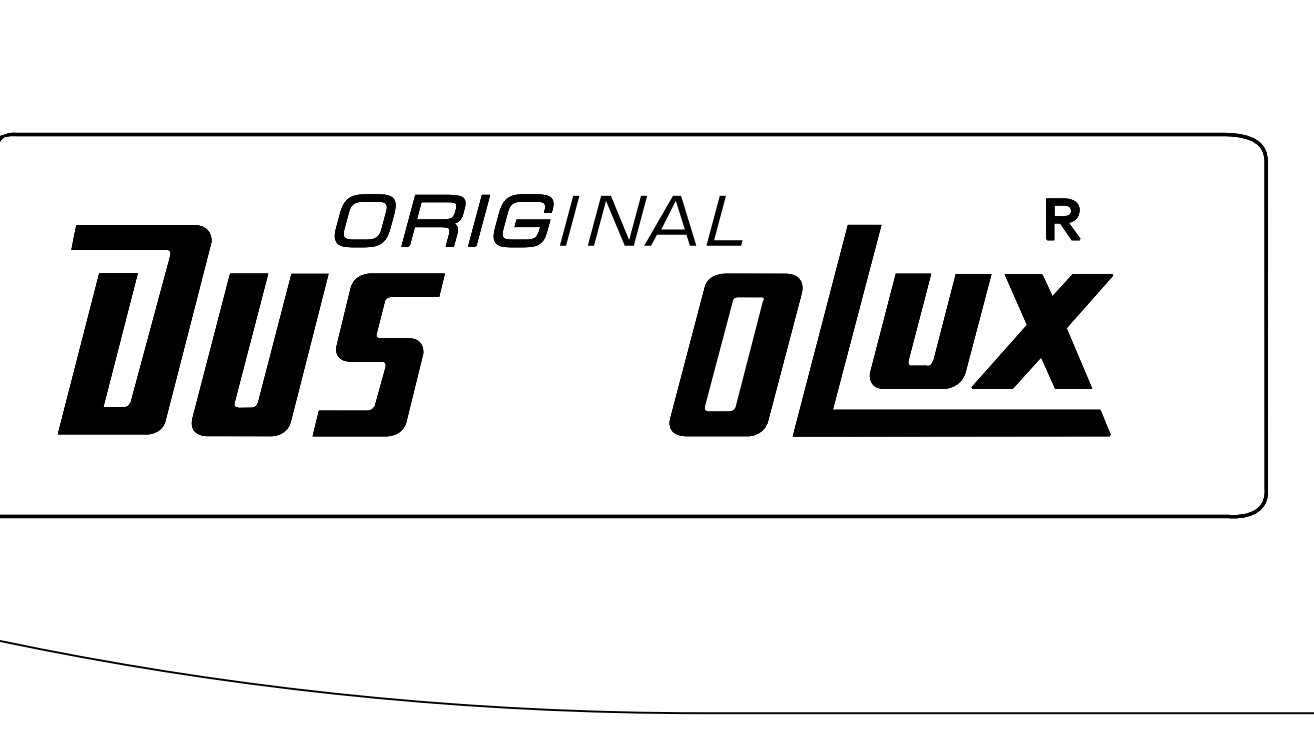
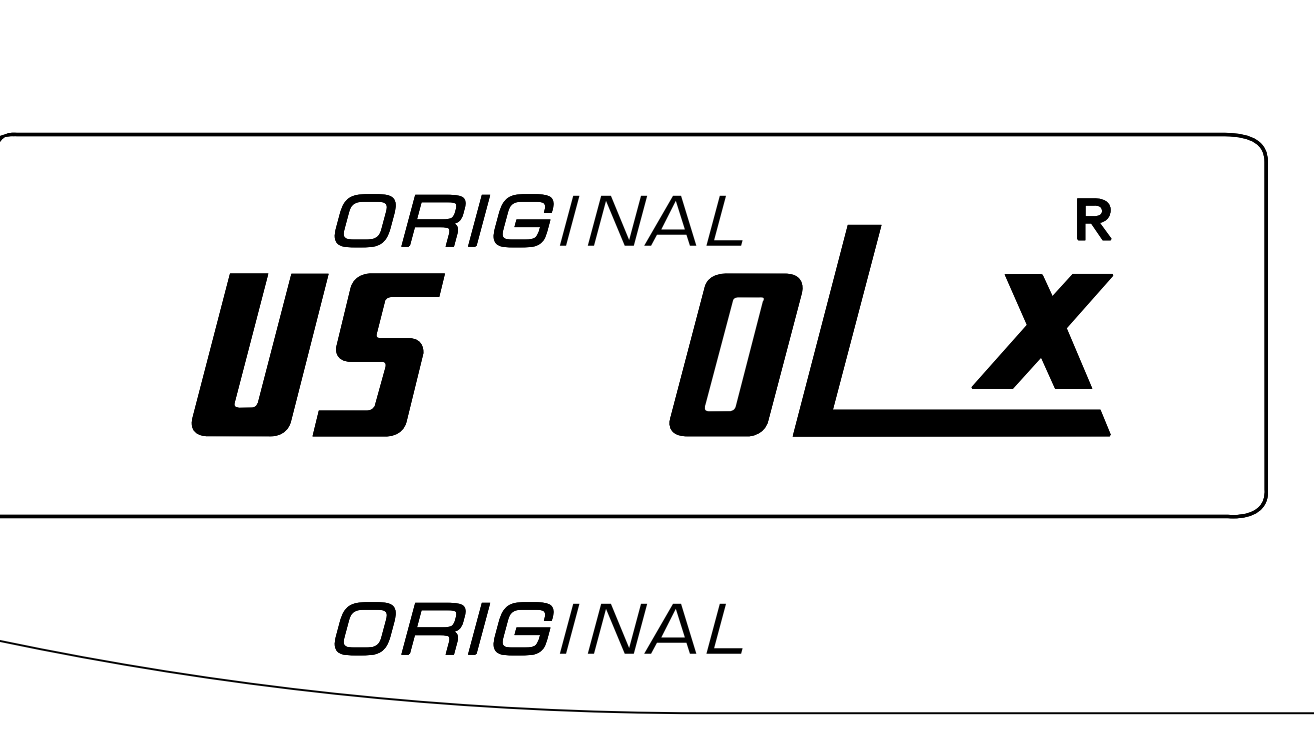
part position: (1063, 219) -> (1094, 219) (1094, 219)
part: present -> none (124, 326)
part: present -> none (940, 331)
part: none -> present (538, 628)
